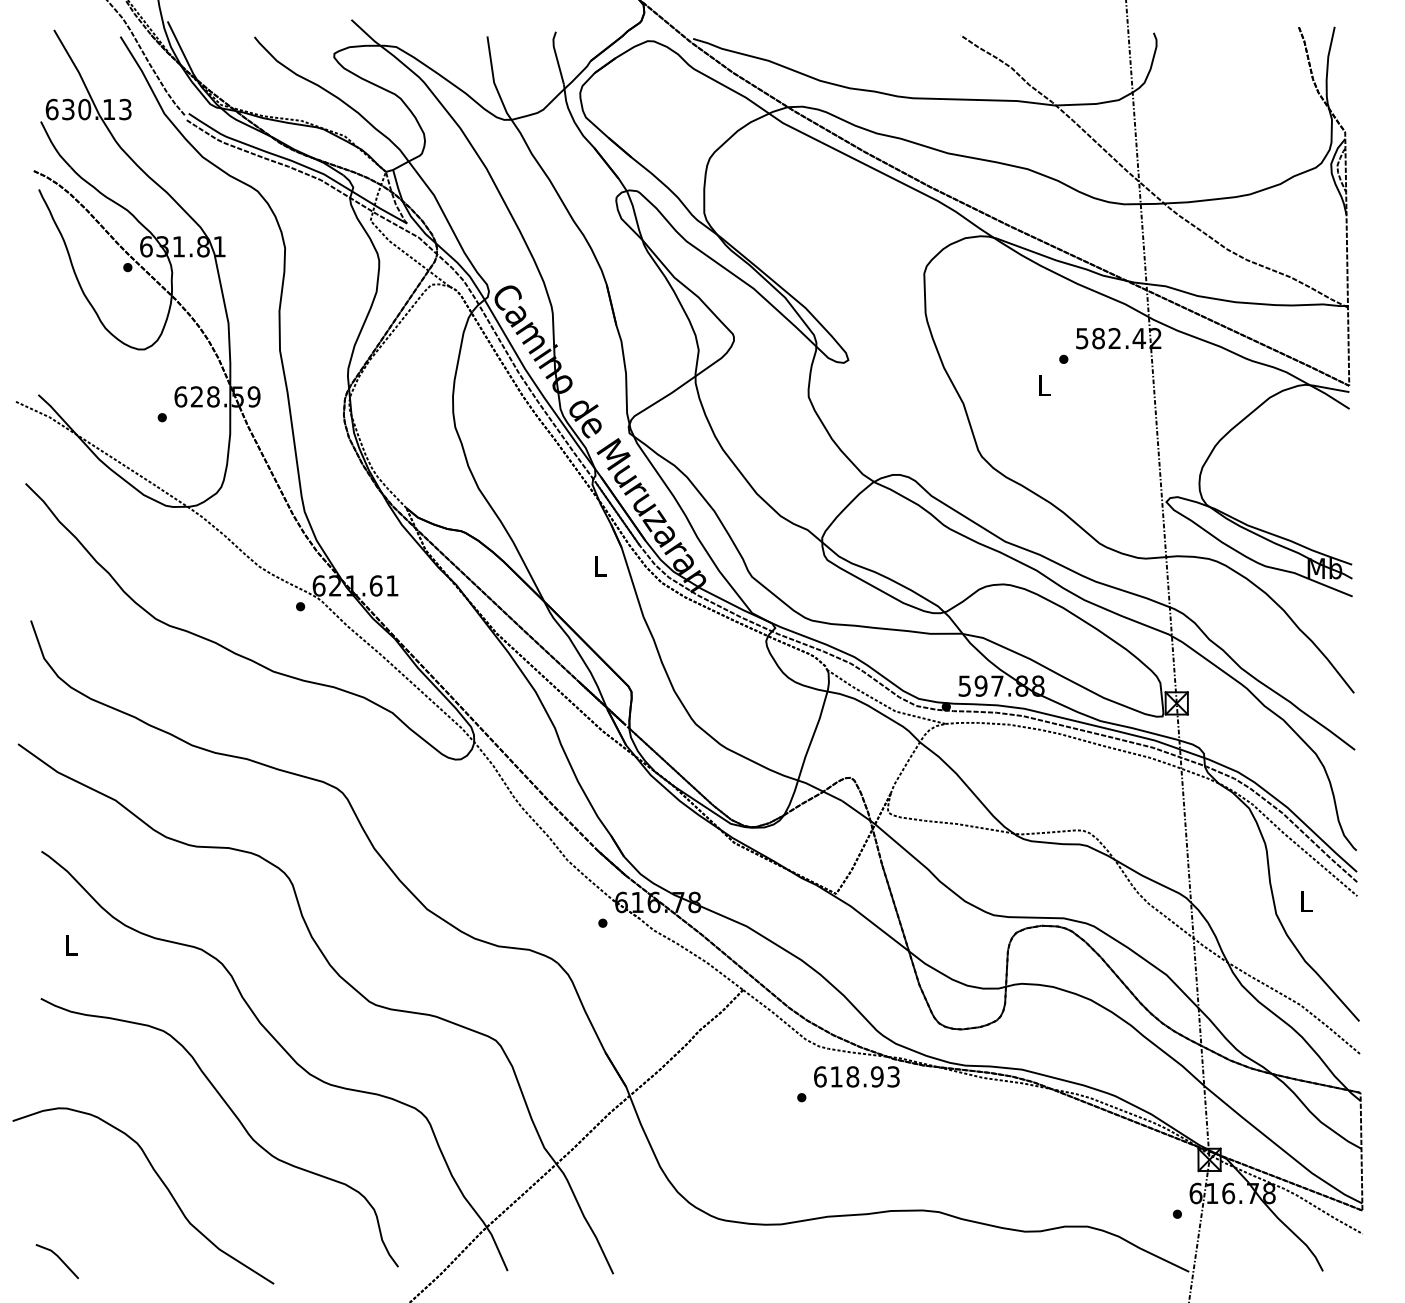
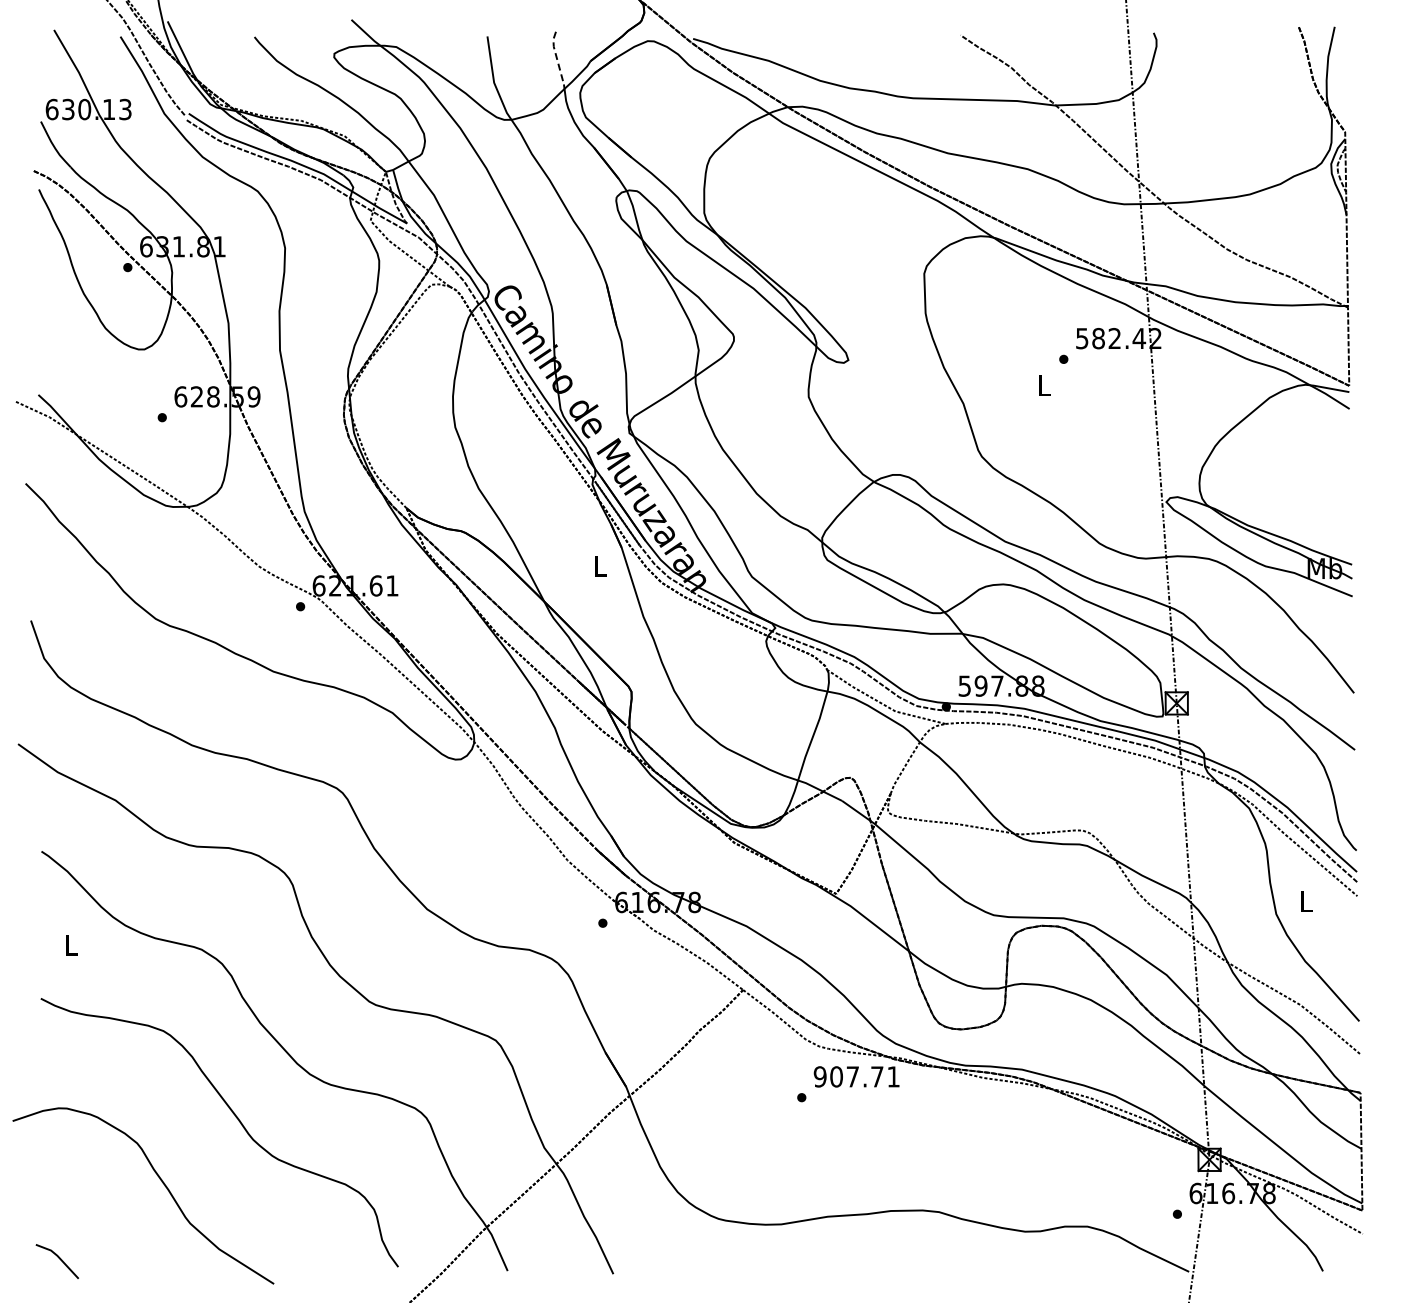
line: solid -> dashed (556, 56)
text: 618.93 -> 907.71 (856, 1076)
